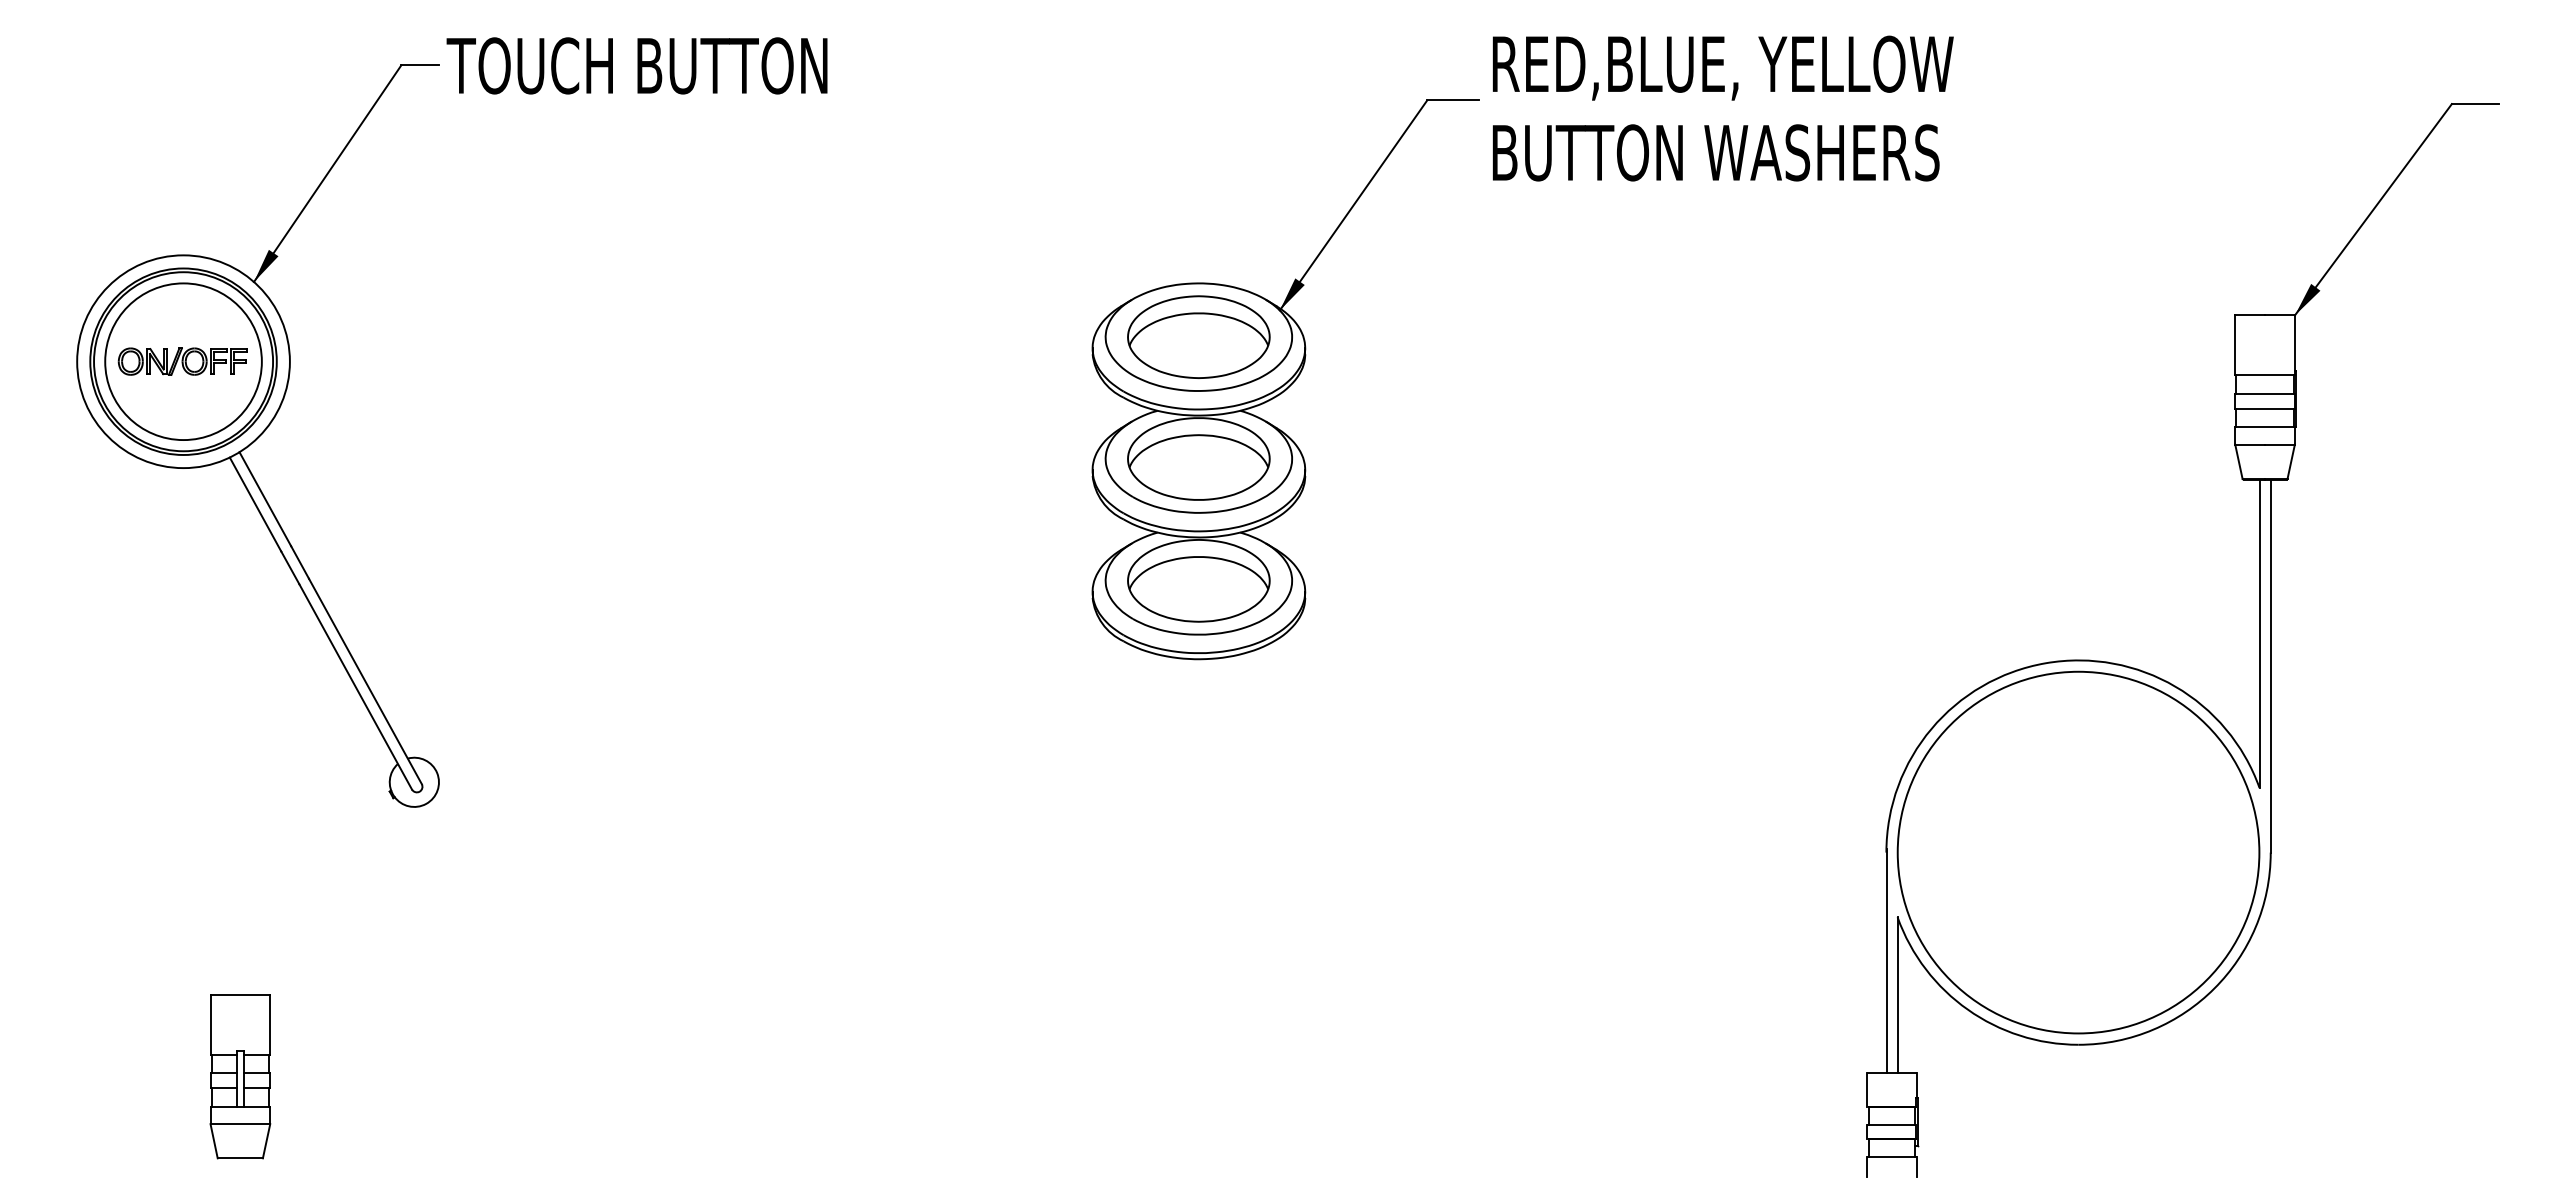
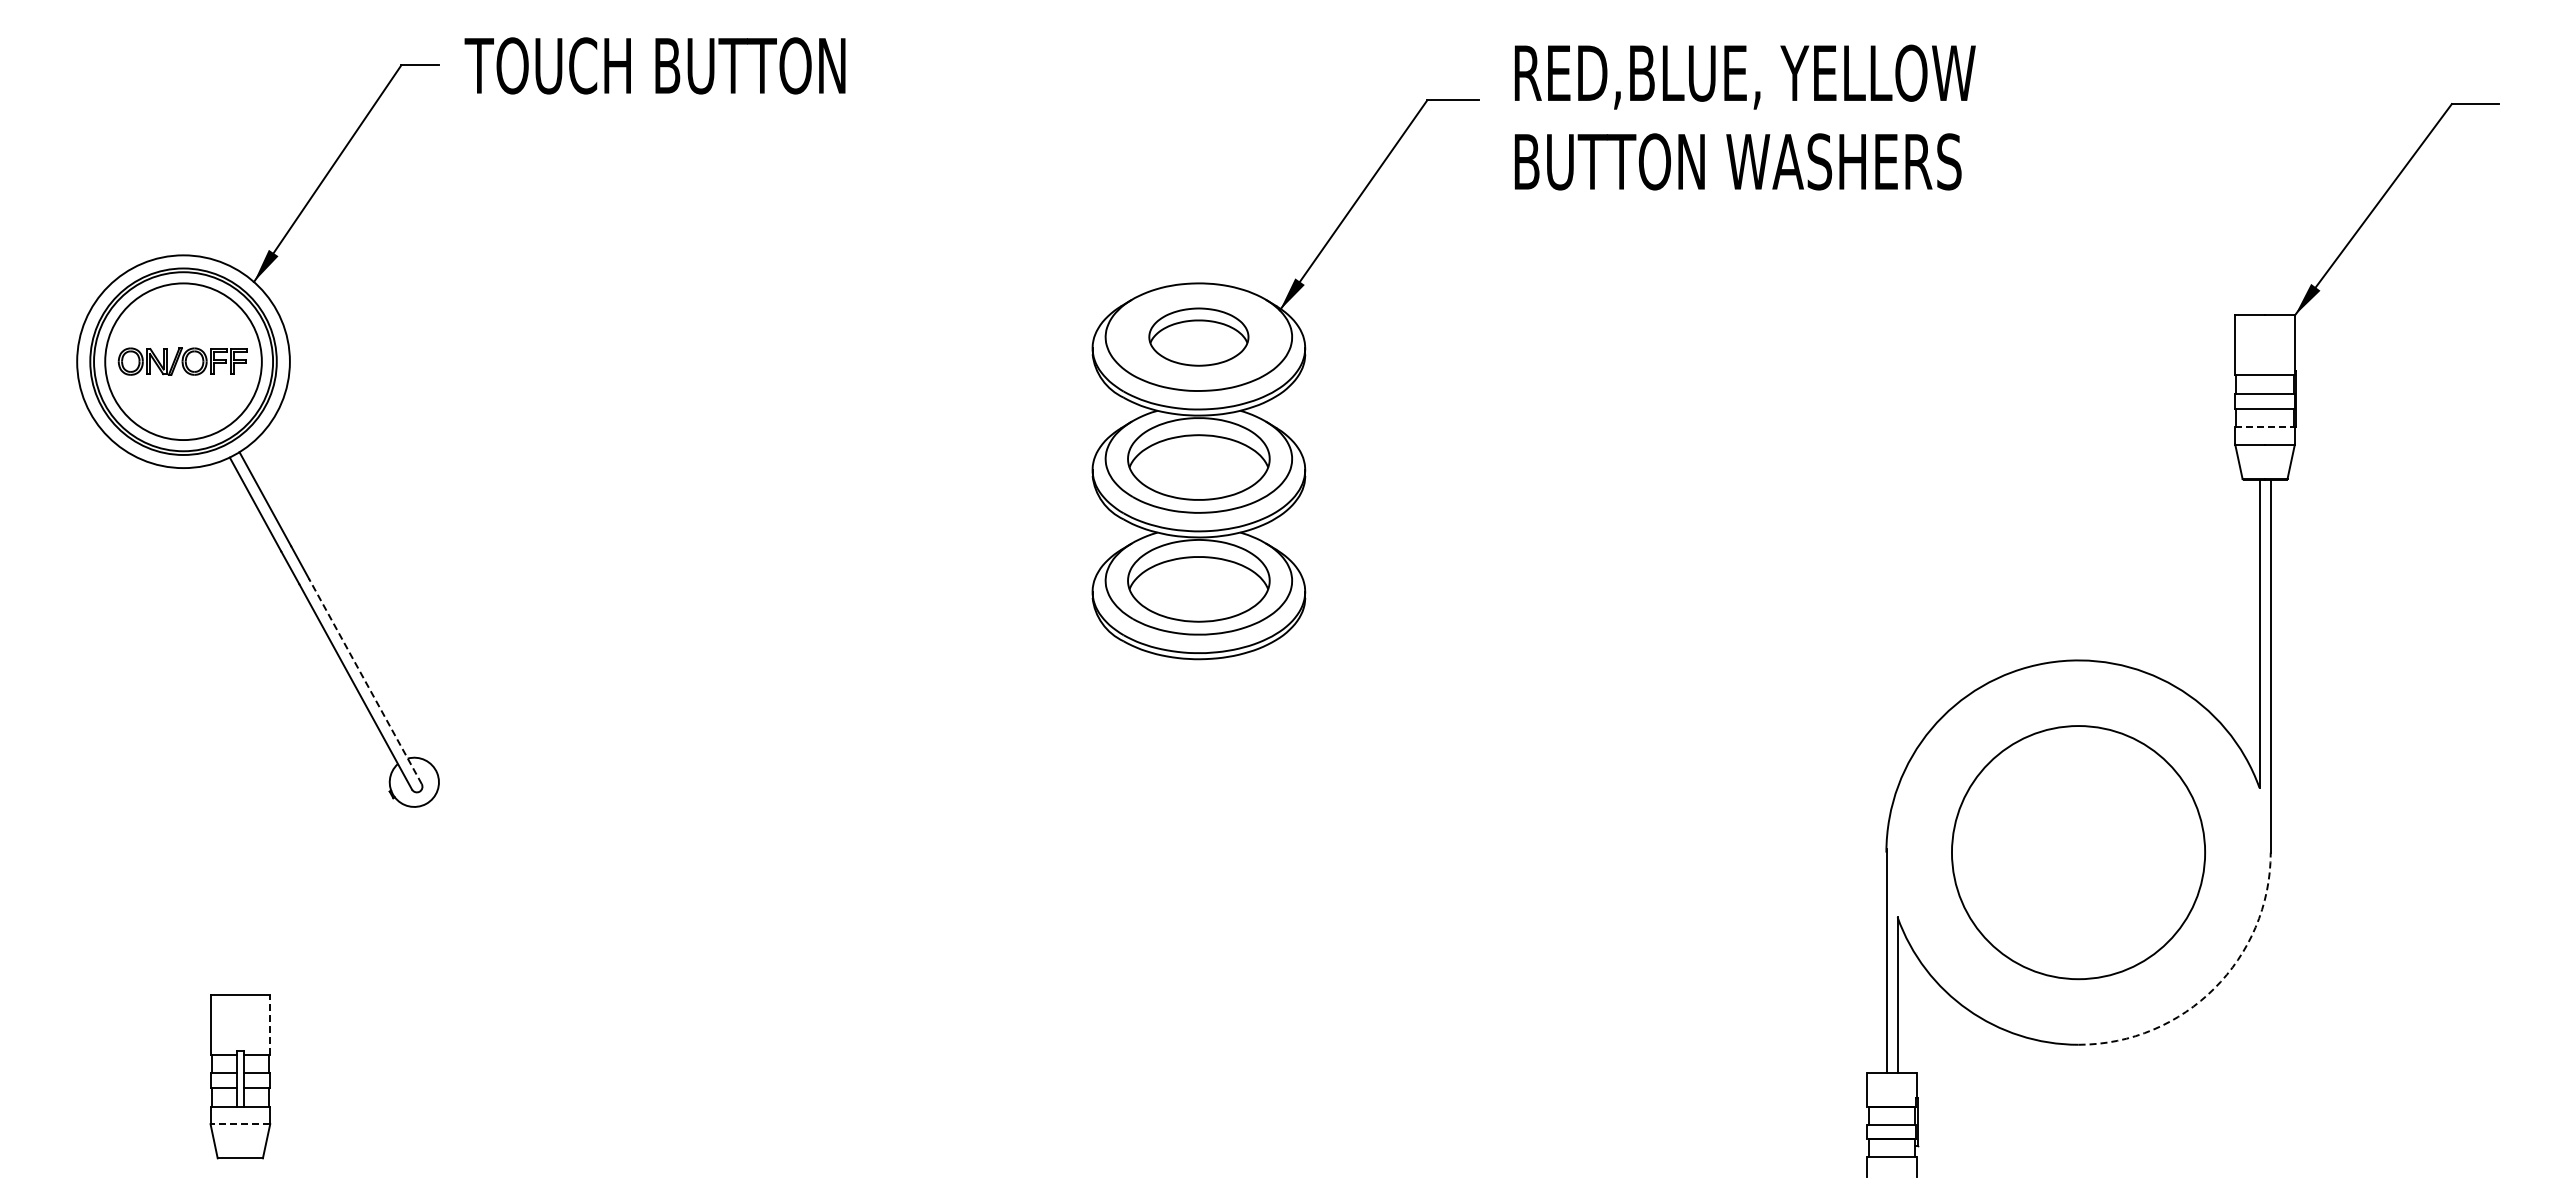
text position: (636, 65) -> (654, 65) (654, 65)
text position: (1722, 108) -> (1744, 117) (1744, 117)
part size: 144x84 px -> 102x60 px (1198, 336)
line: solid -> dashed (2264, 427)
line: solid -> dashed (365, 681)
circle diameter: 362 px -> 253 px (2078, 852)
arc: solid -> dashed (2214, 988)
line: solid -> dashed (270, 1024)
line: solid -> dashed (240, 1124)
